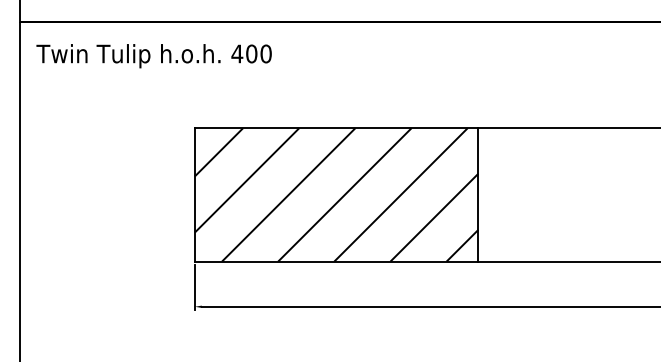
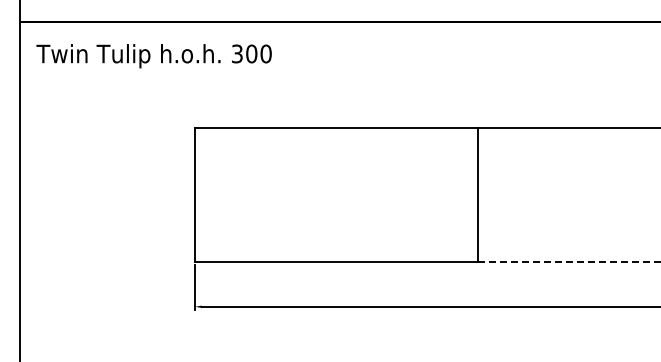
text: 400 -> 300 (237, 53)
hatch: present -> none (336, 194)
line: solid -> dashed (570, 261)
